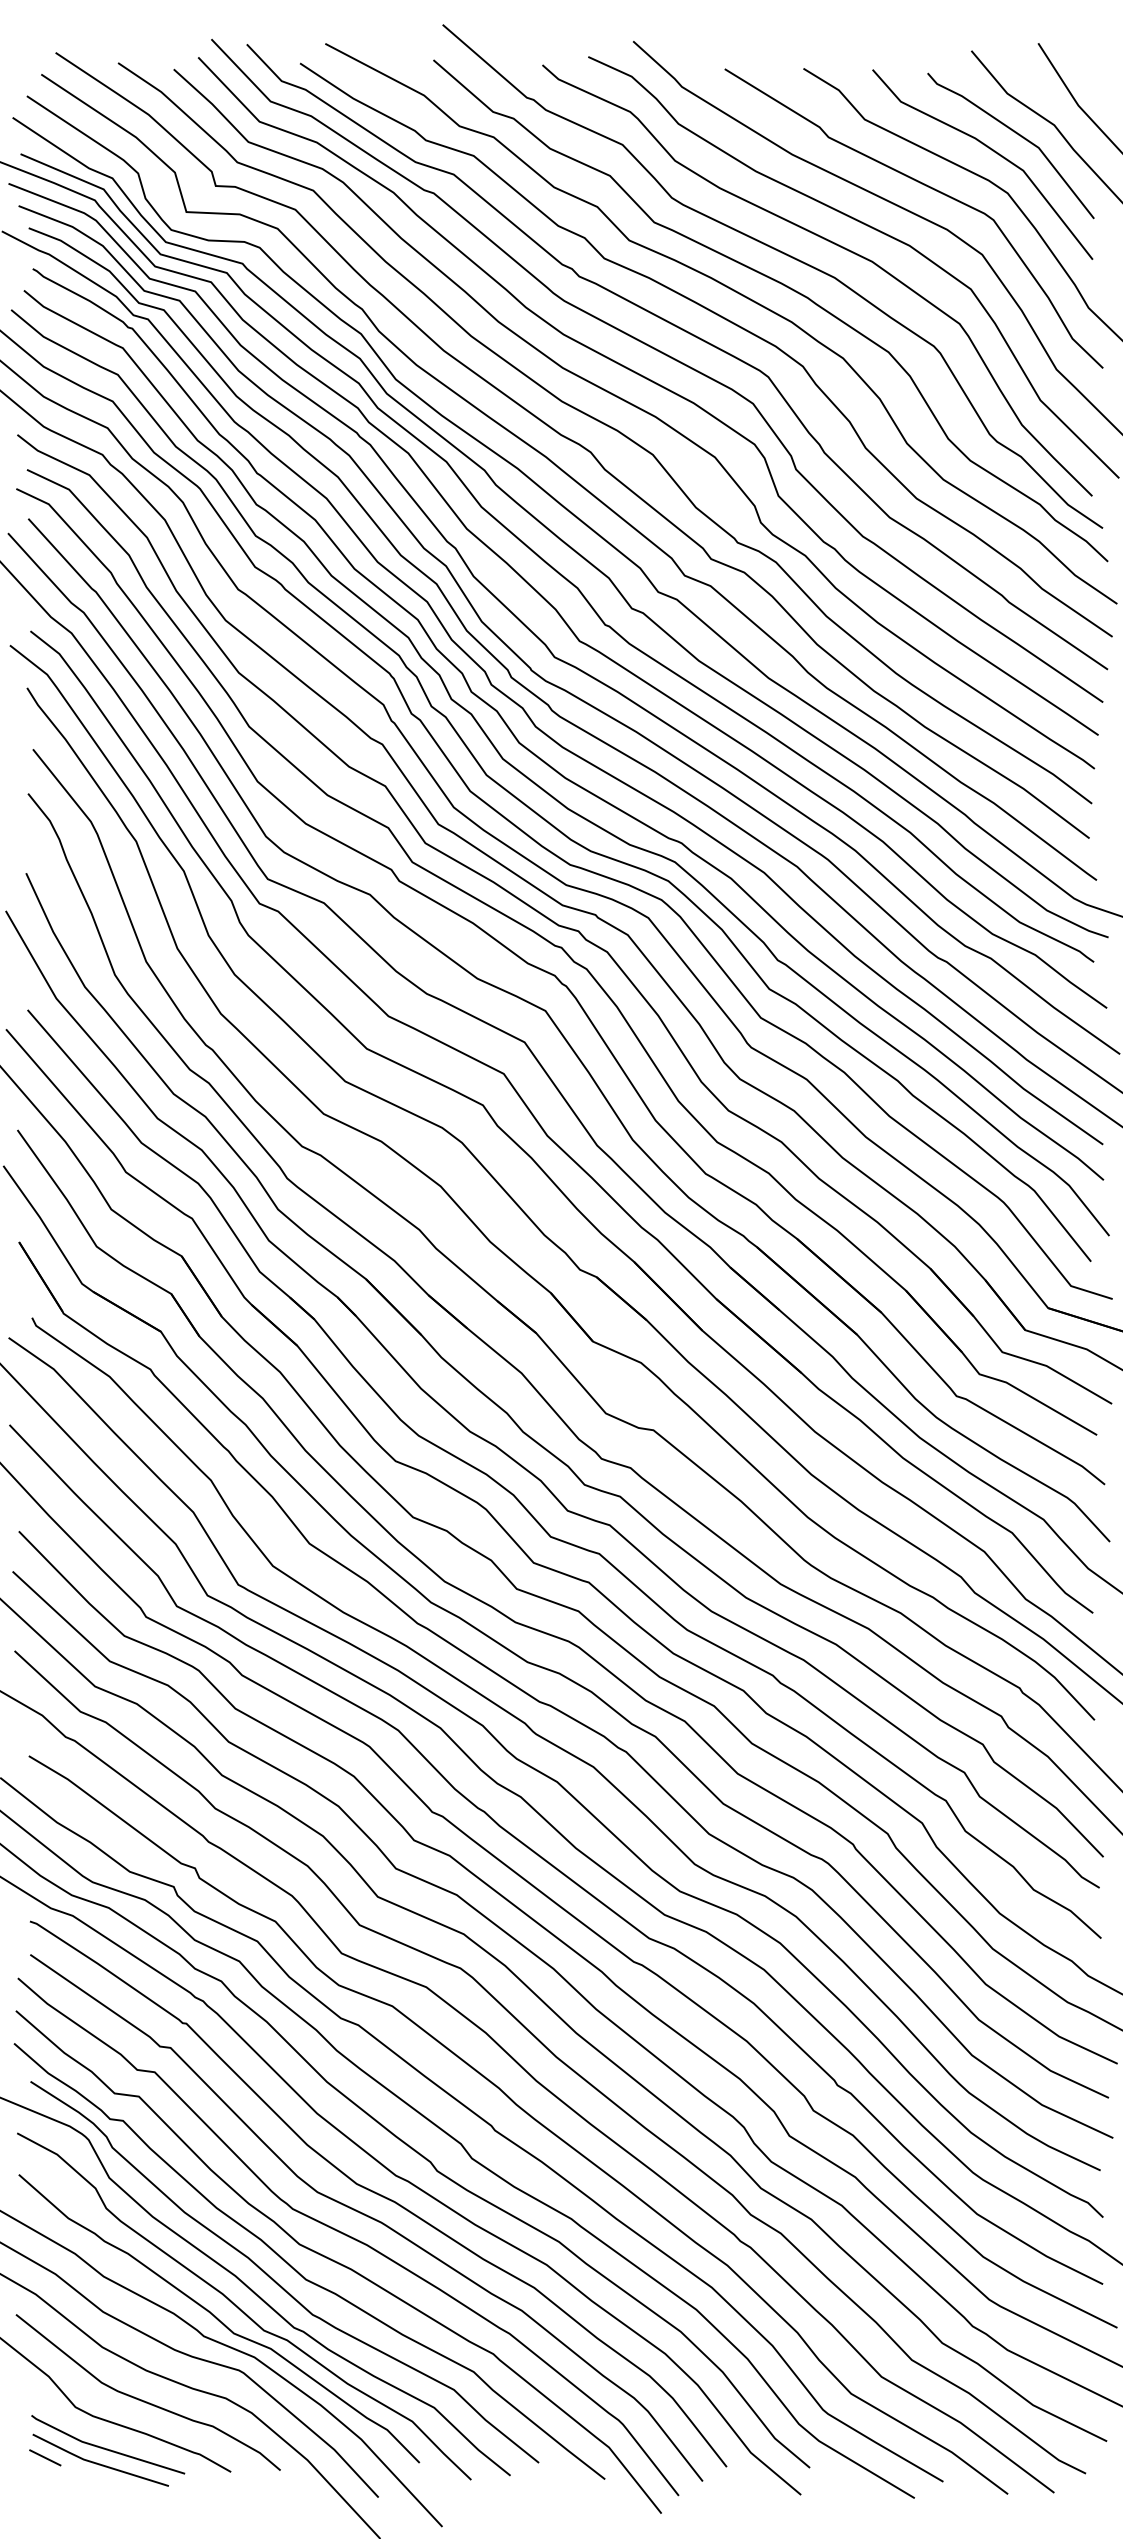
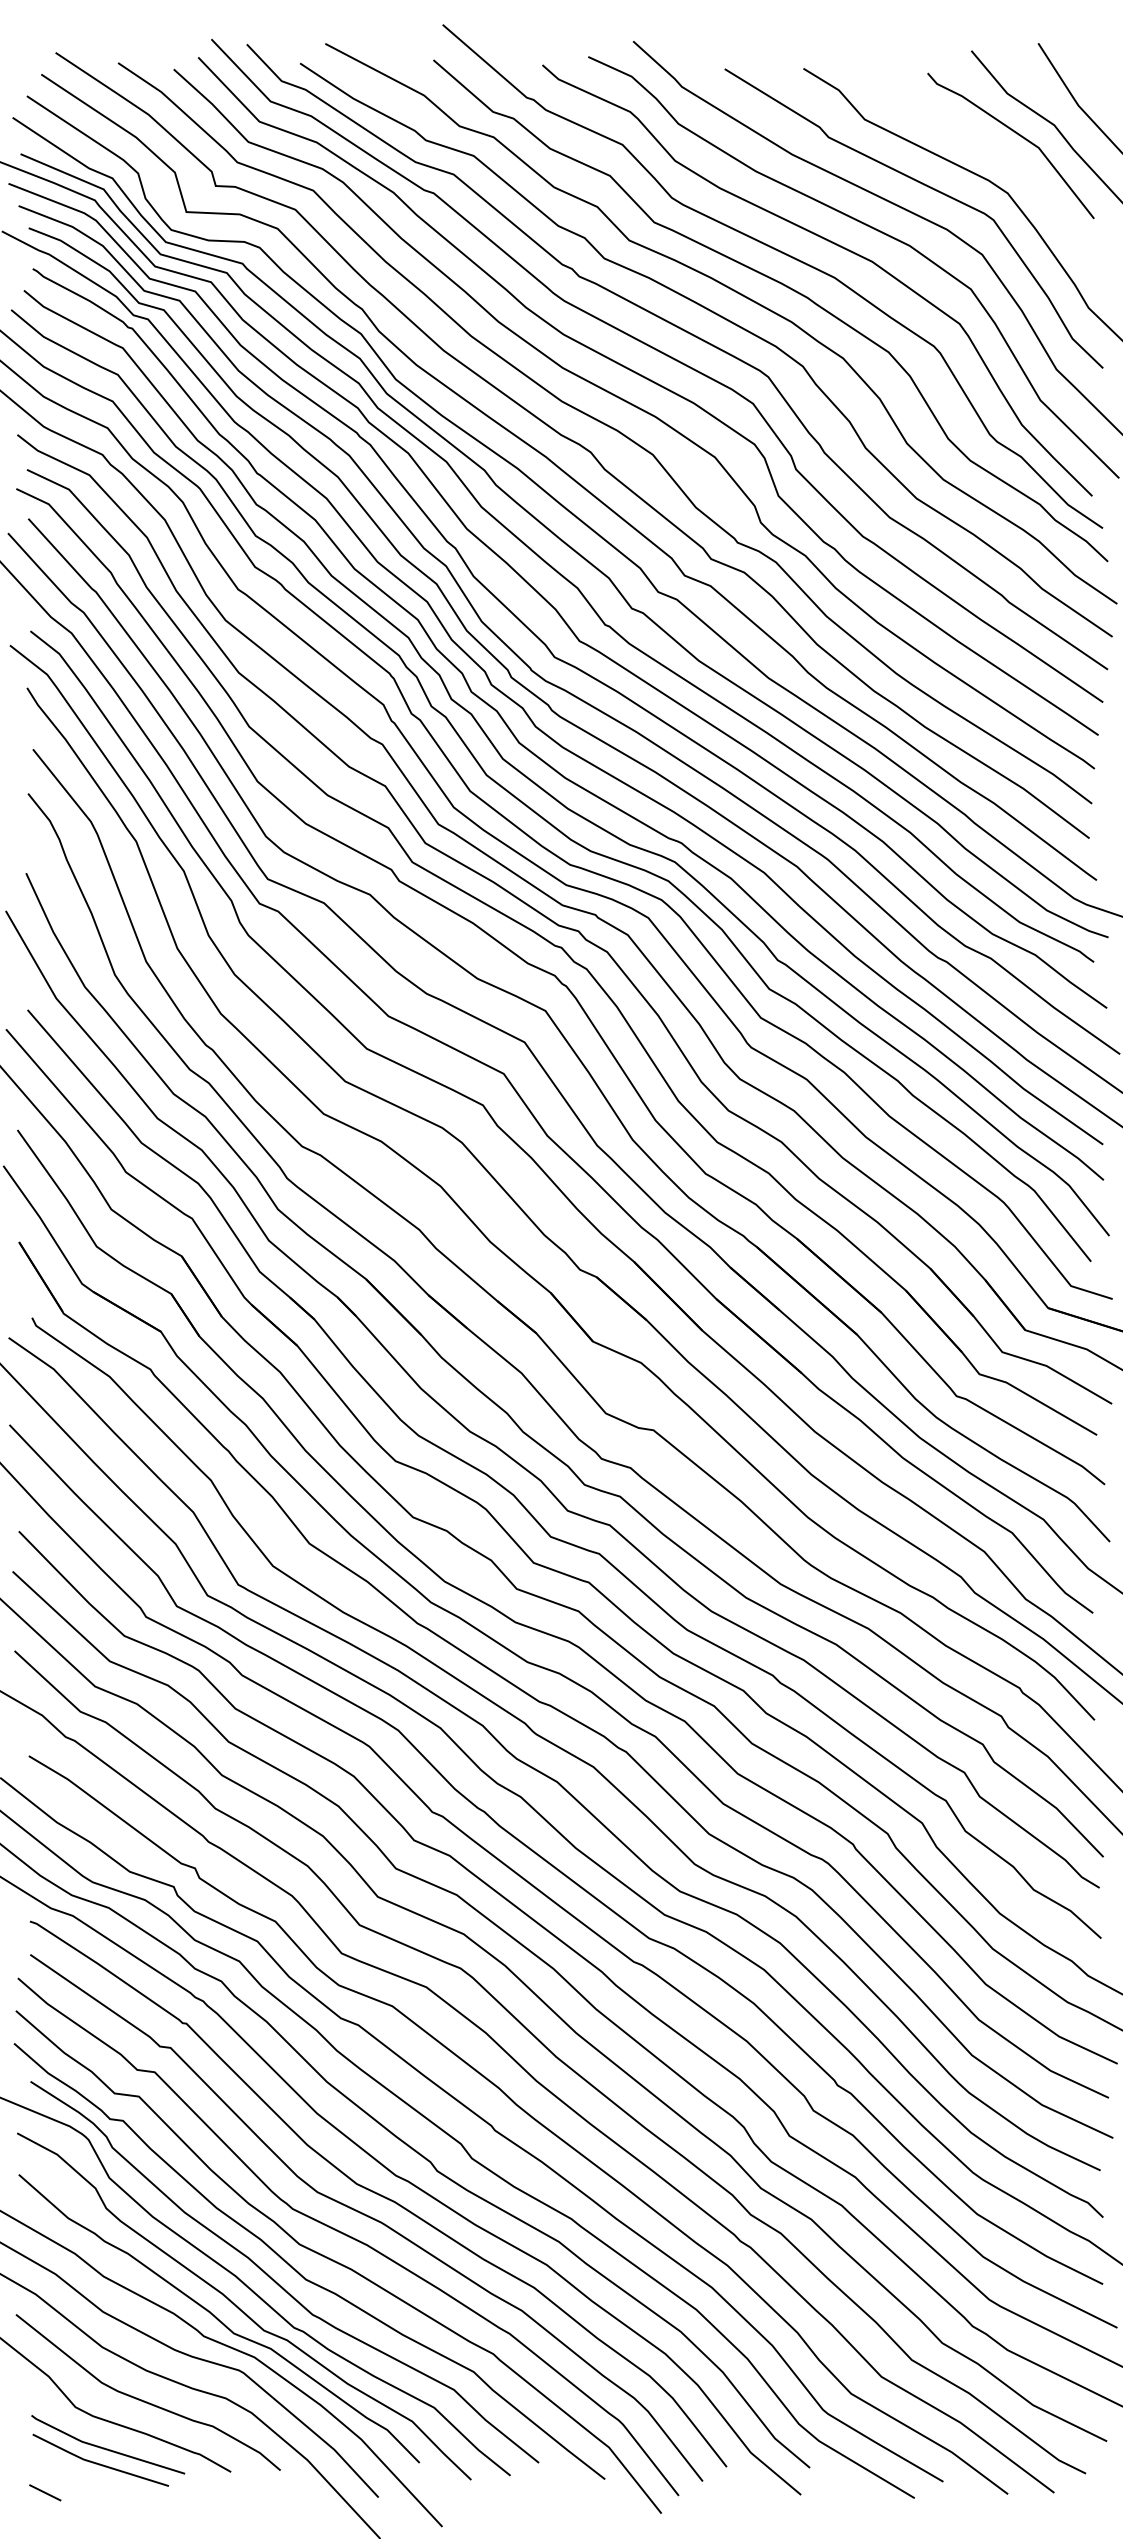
line: present -> none (992, 151)
line position: (45, 2457) -> (45, 2492) (45, 2492)
